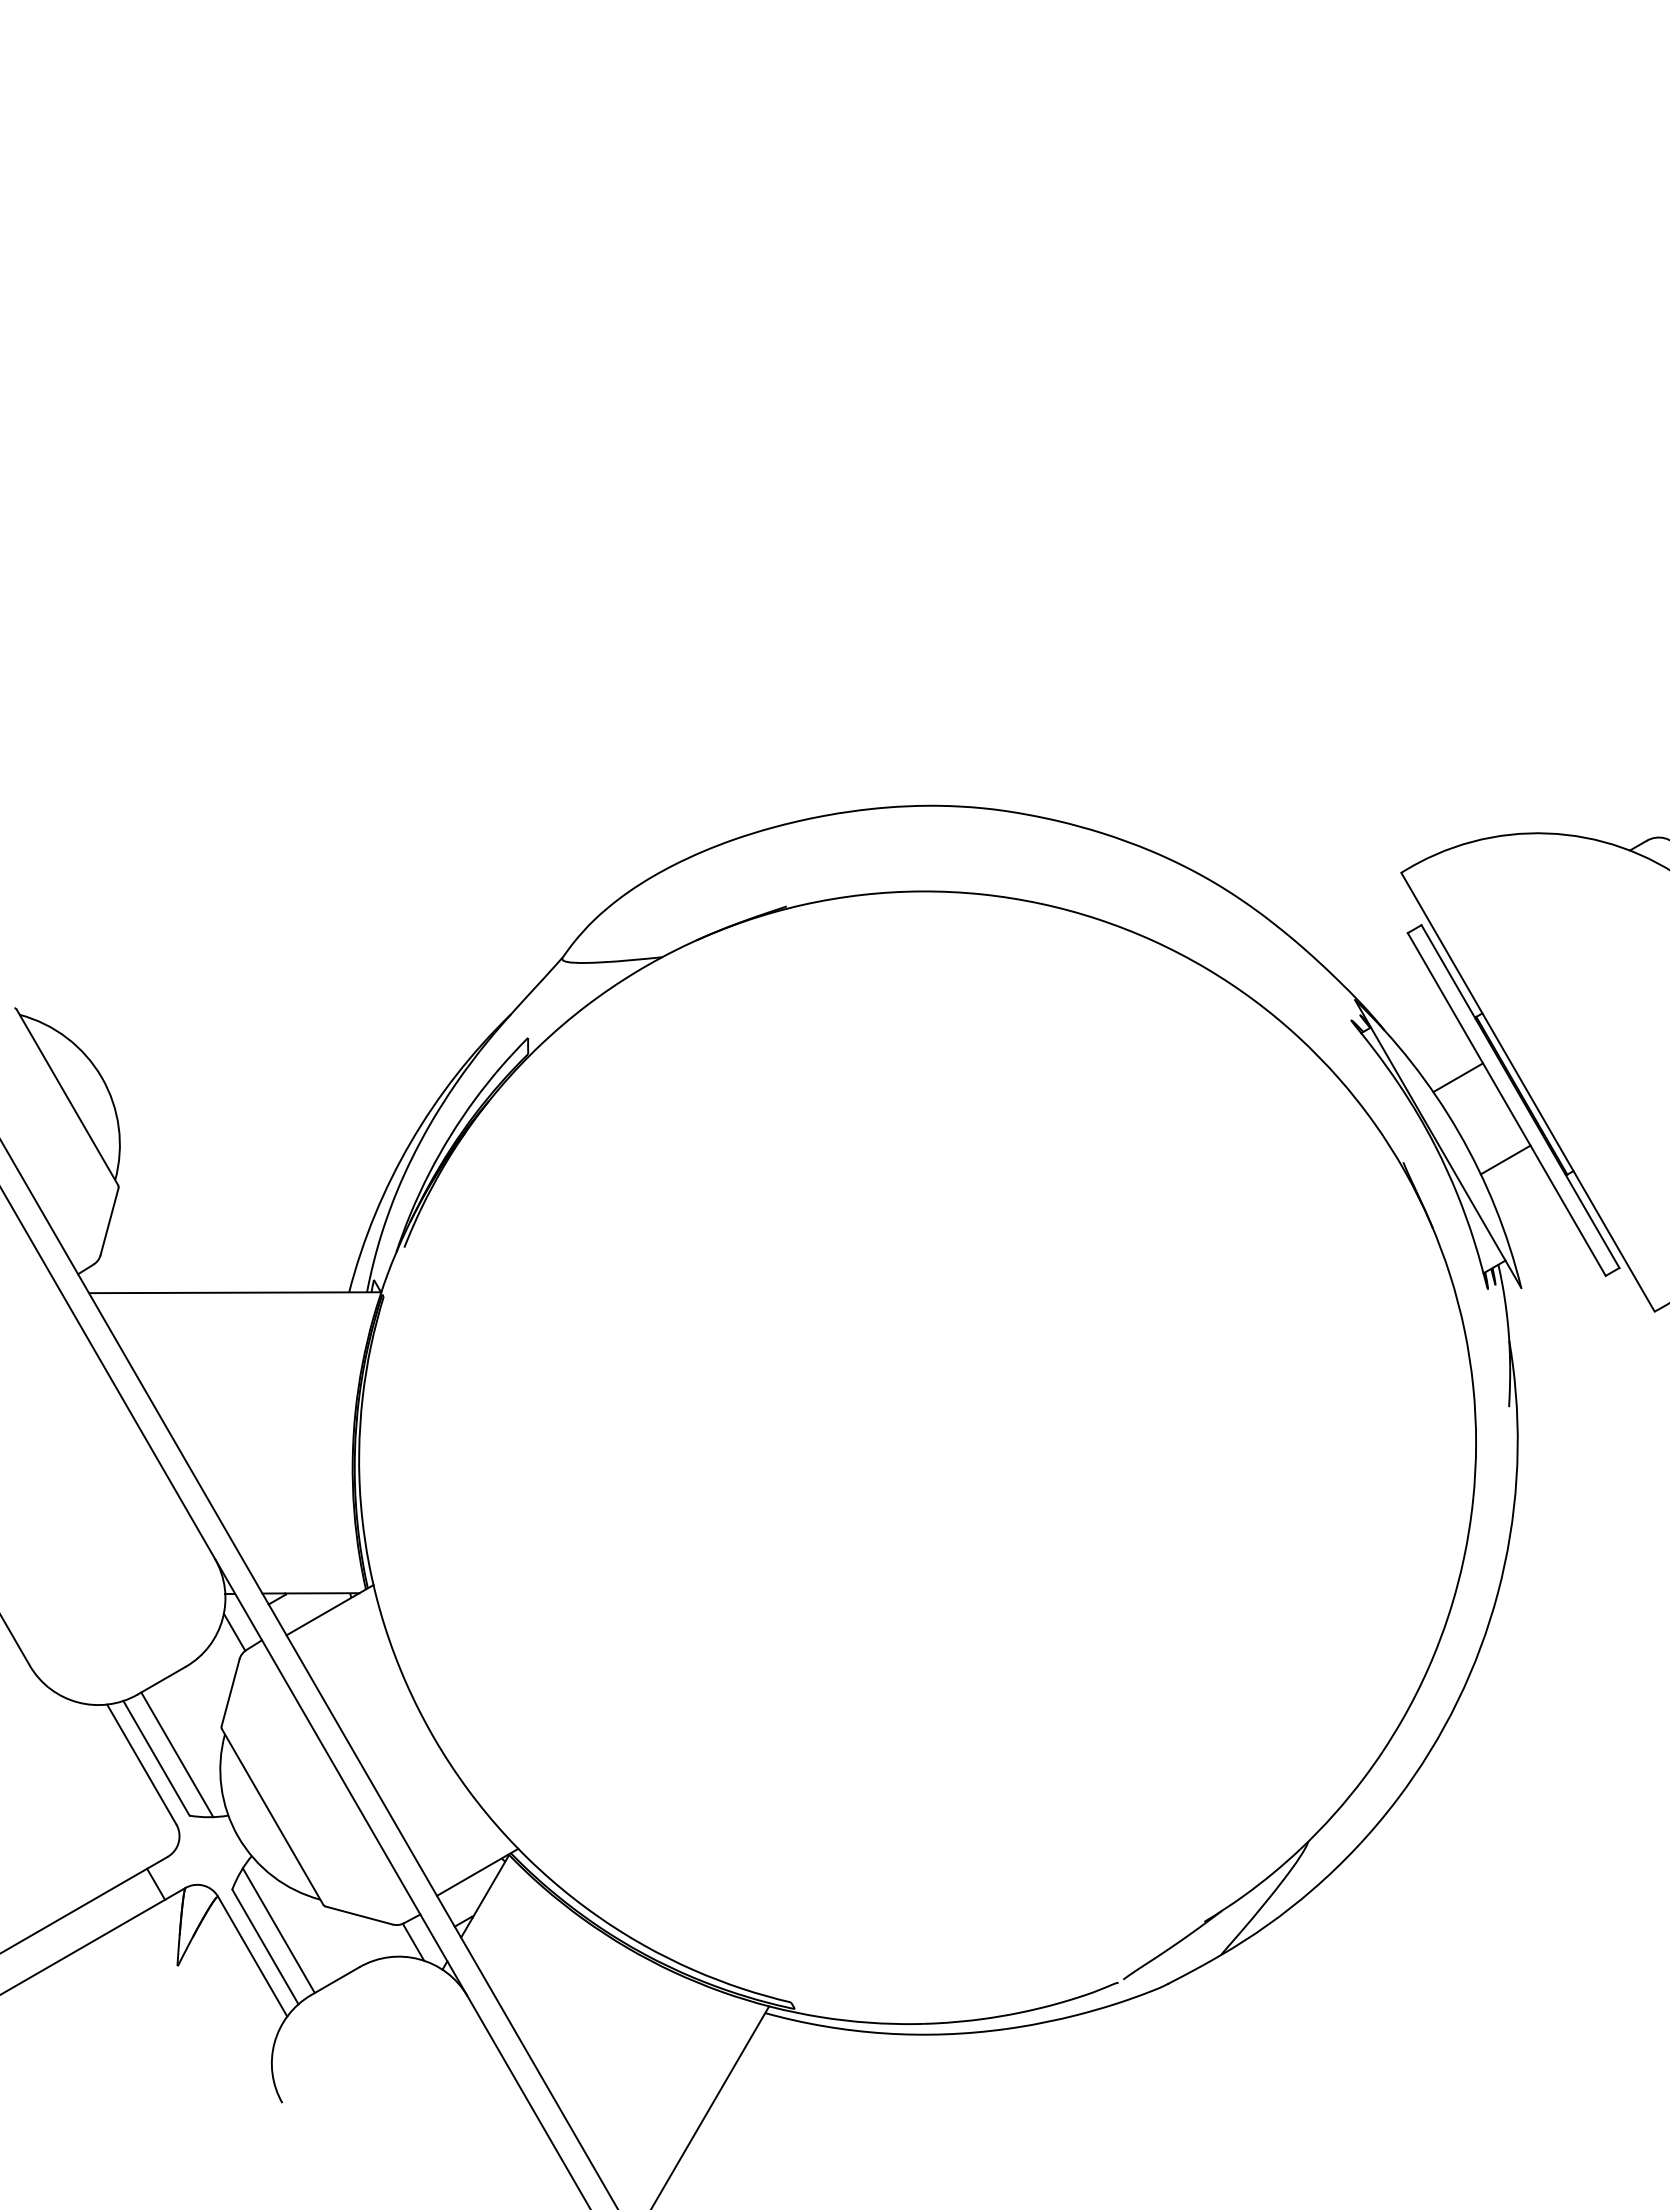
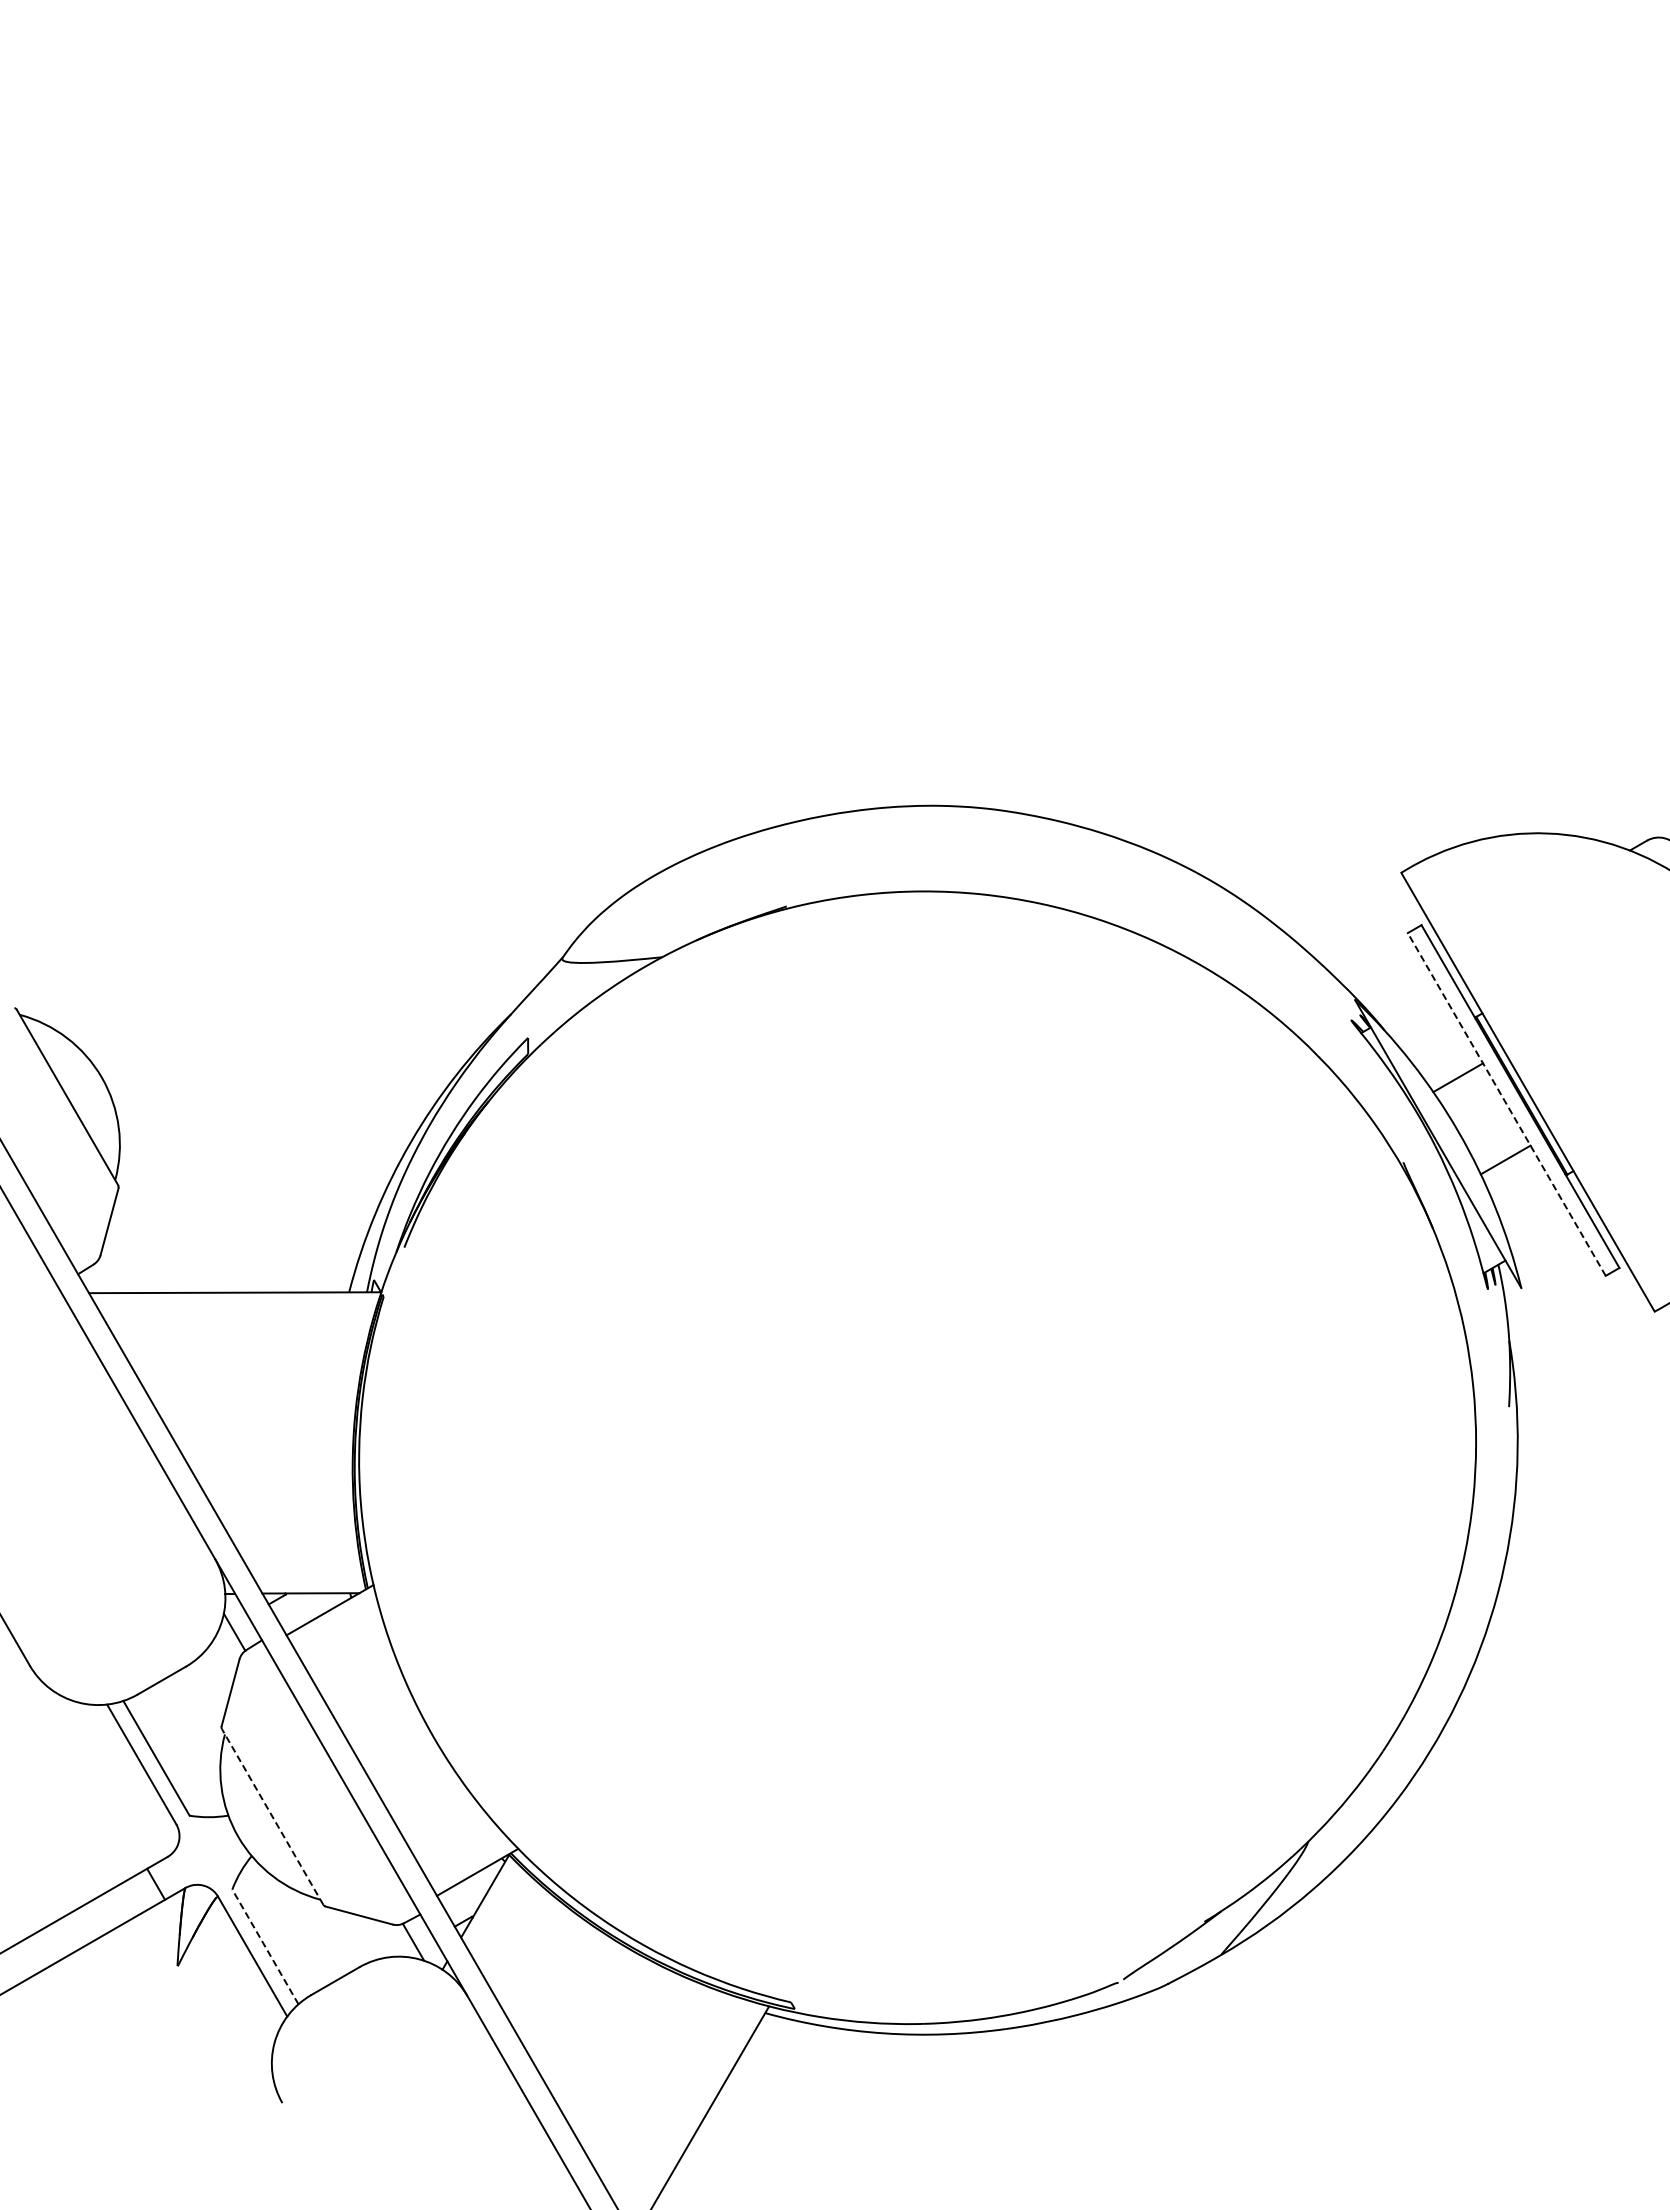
line: solid -> dashed (1506, 1104)
line: present -> none (177, 1754)
line: solid -> dashed (272, 1816)
line: present -> none (278, 1930)
line: solid -> dashed (265, 1946)
